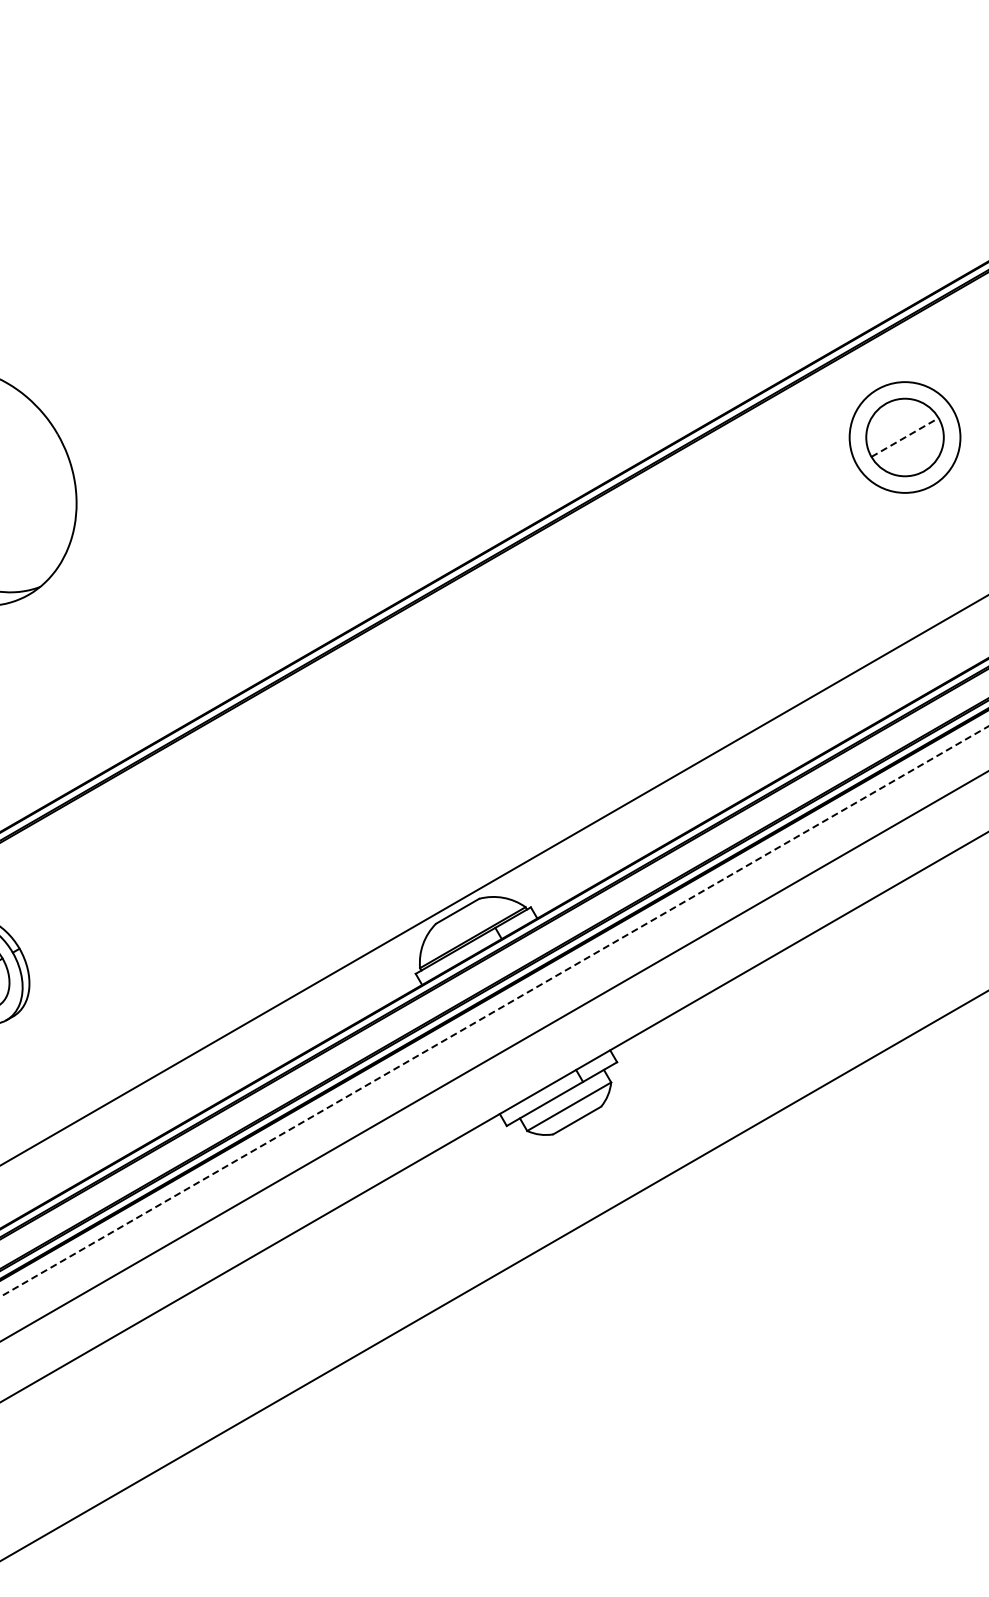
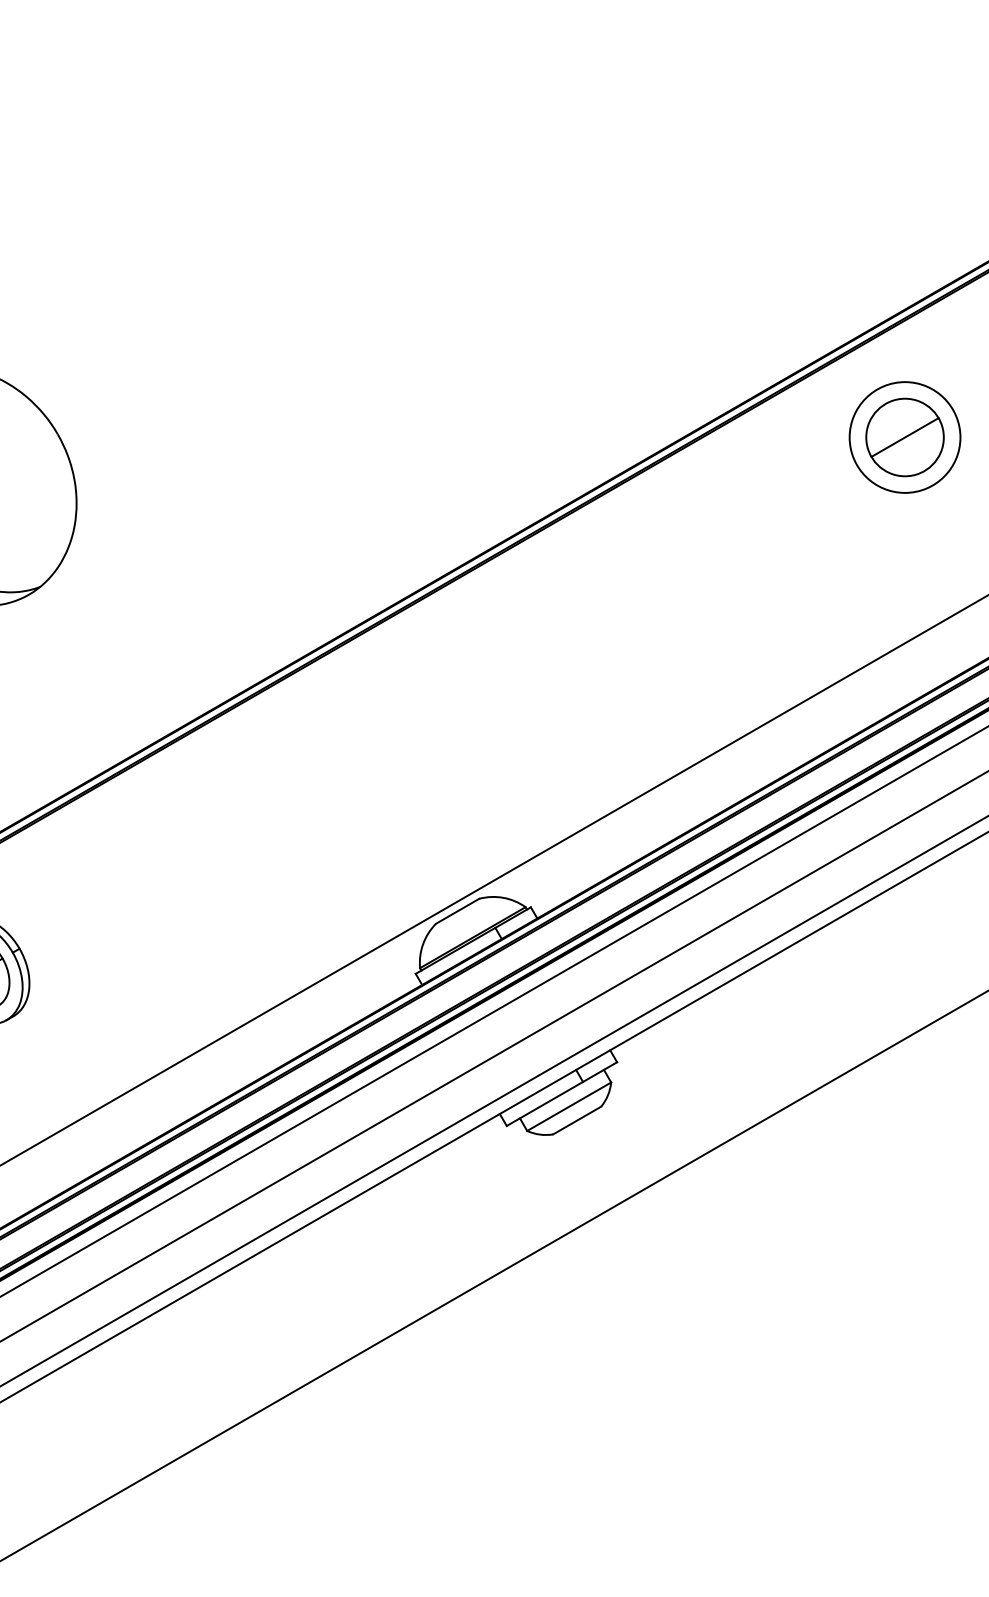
line: dashed -> solid (905, 437)
line: dashed -> solid (494, 1011)
line: none -> present (493, 1101)
